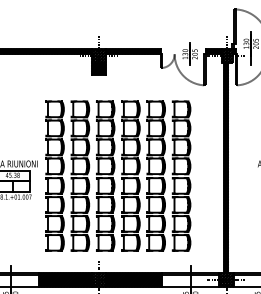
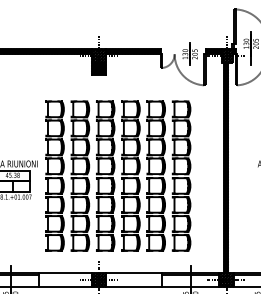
hatch: present -> none (65, 280)
hatch: present -> none (134, 280)
